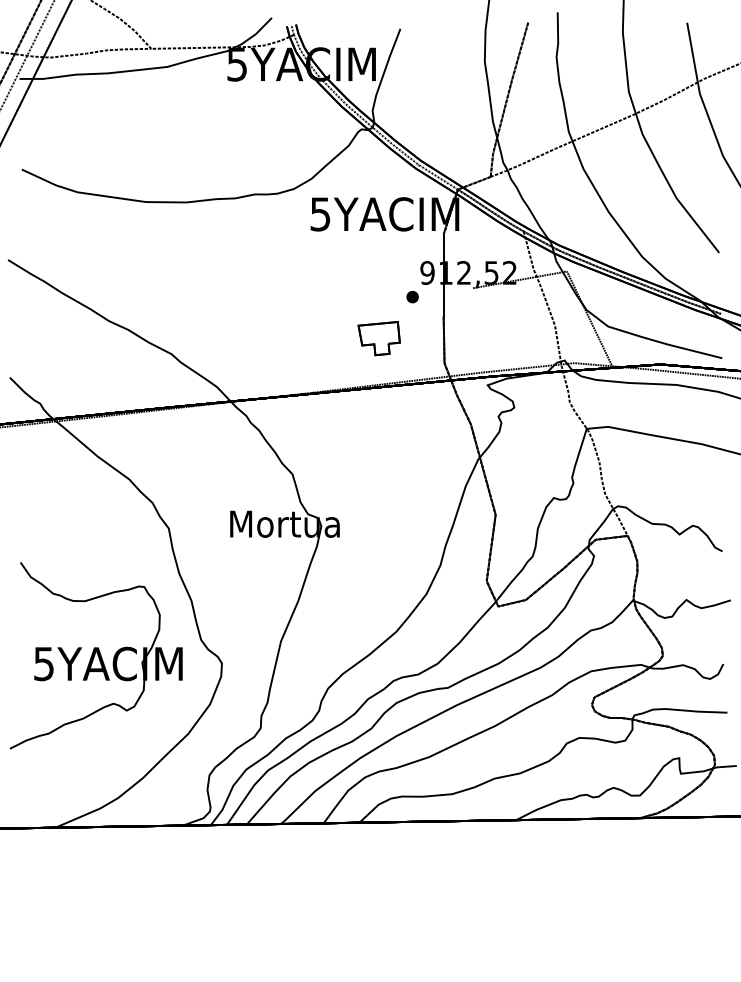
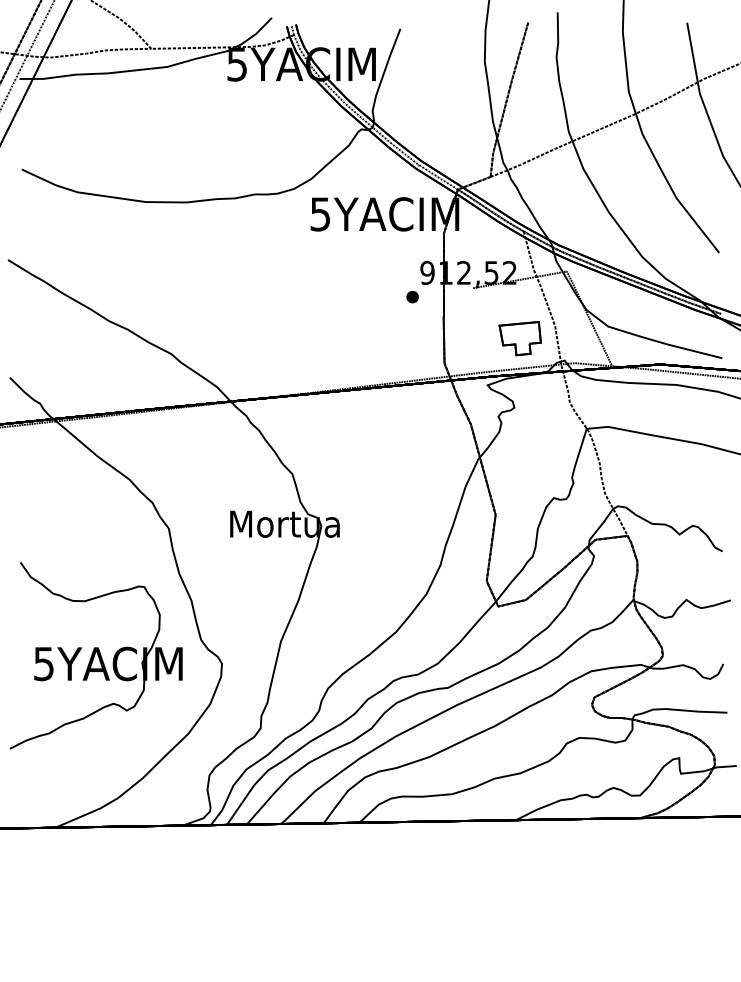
part position: (378, 338) -> (519, 338) (519, 338)
